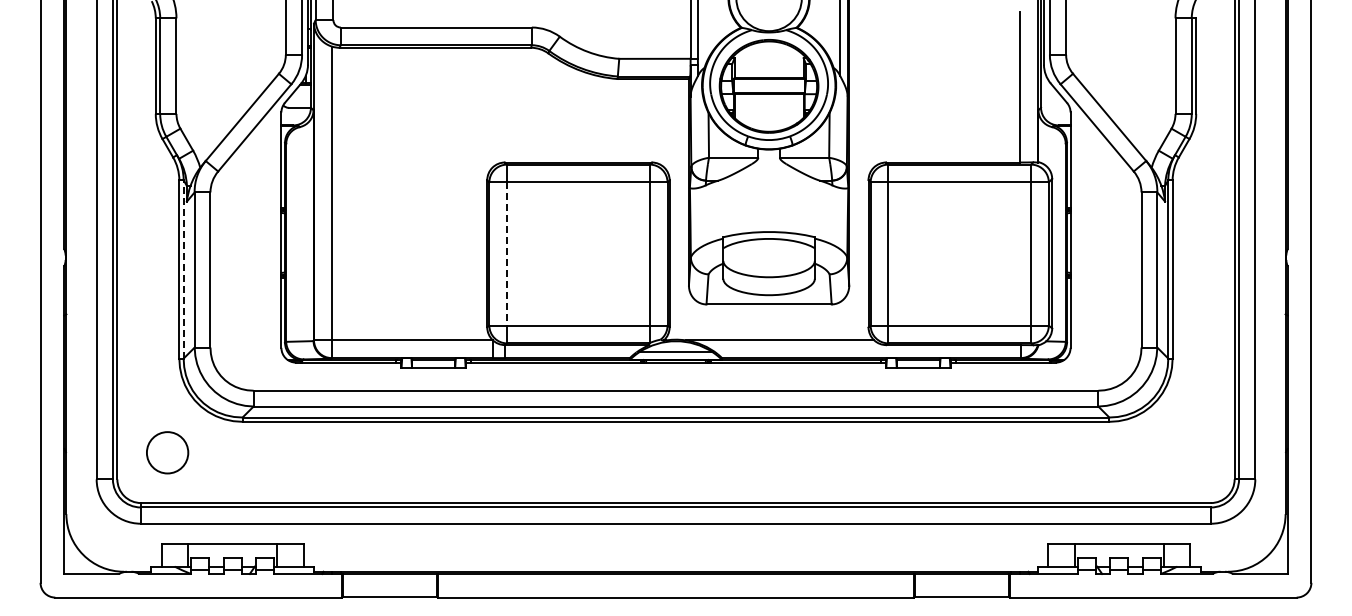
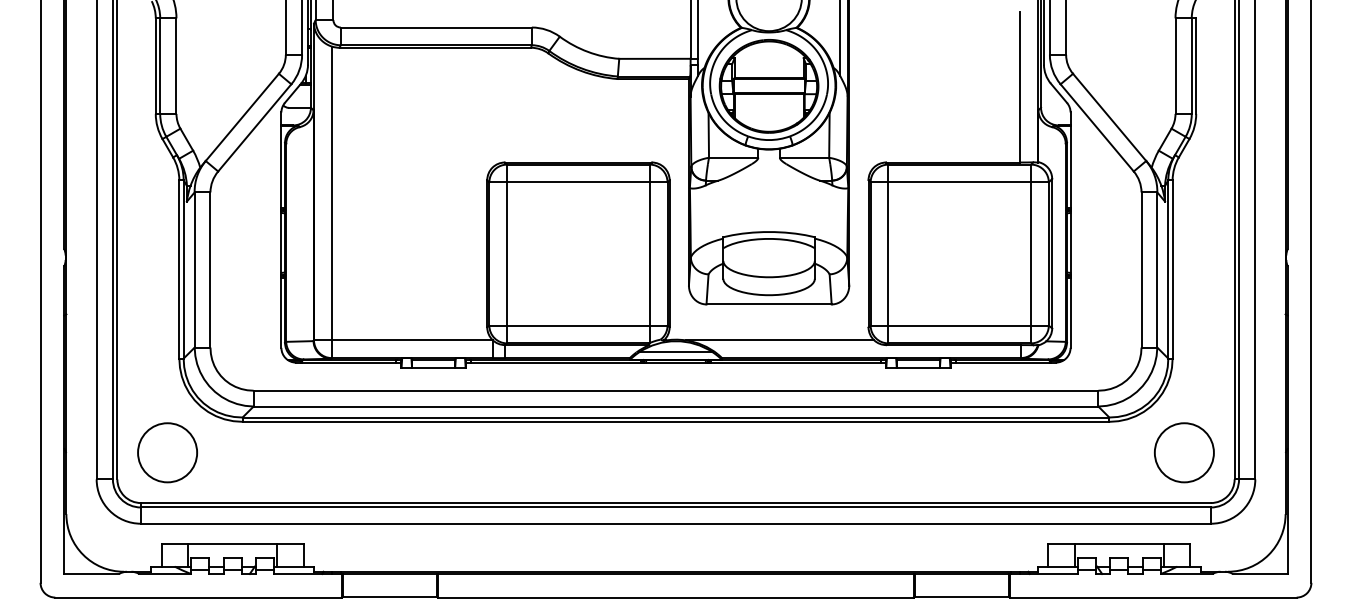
line: dashed -> solid (507, 254)
line: dashed -> solid (183, 268)
circle diameter: 41 px -> 59 px (167, 452)
circle: none -> present (1184, 452)
